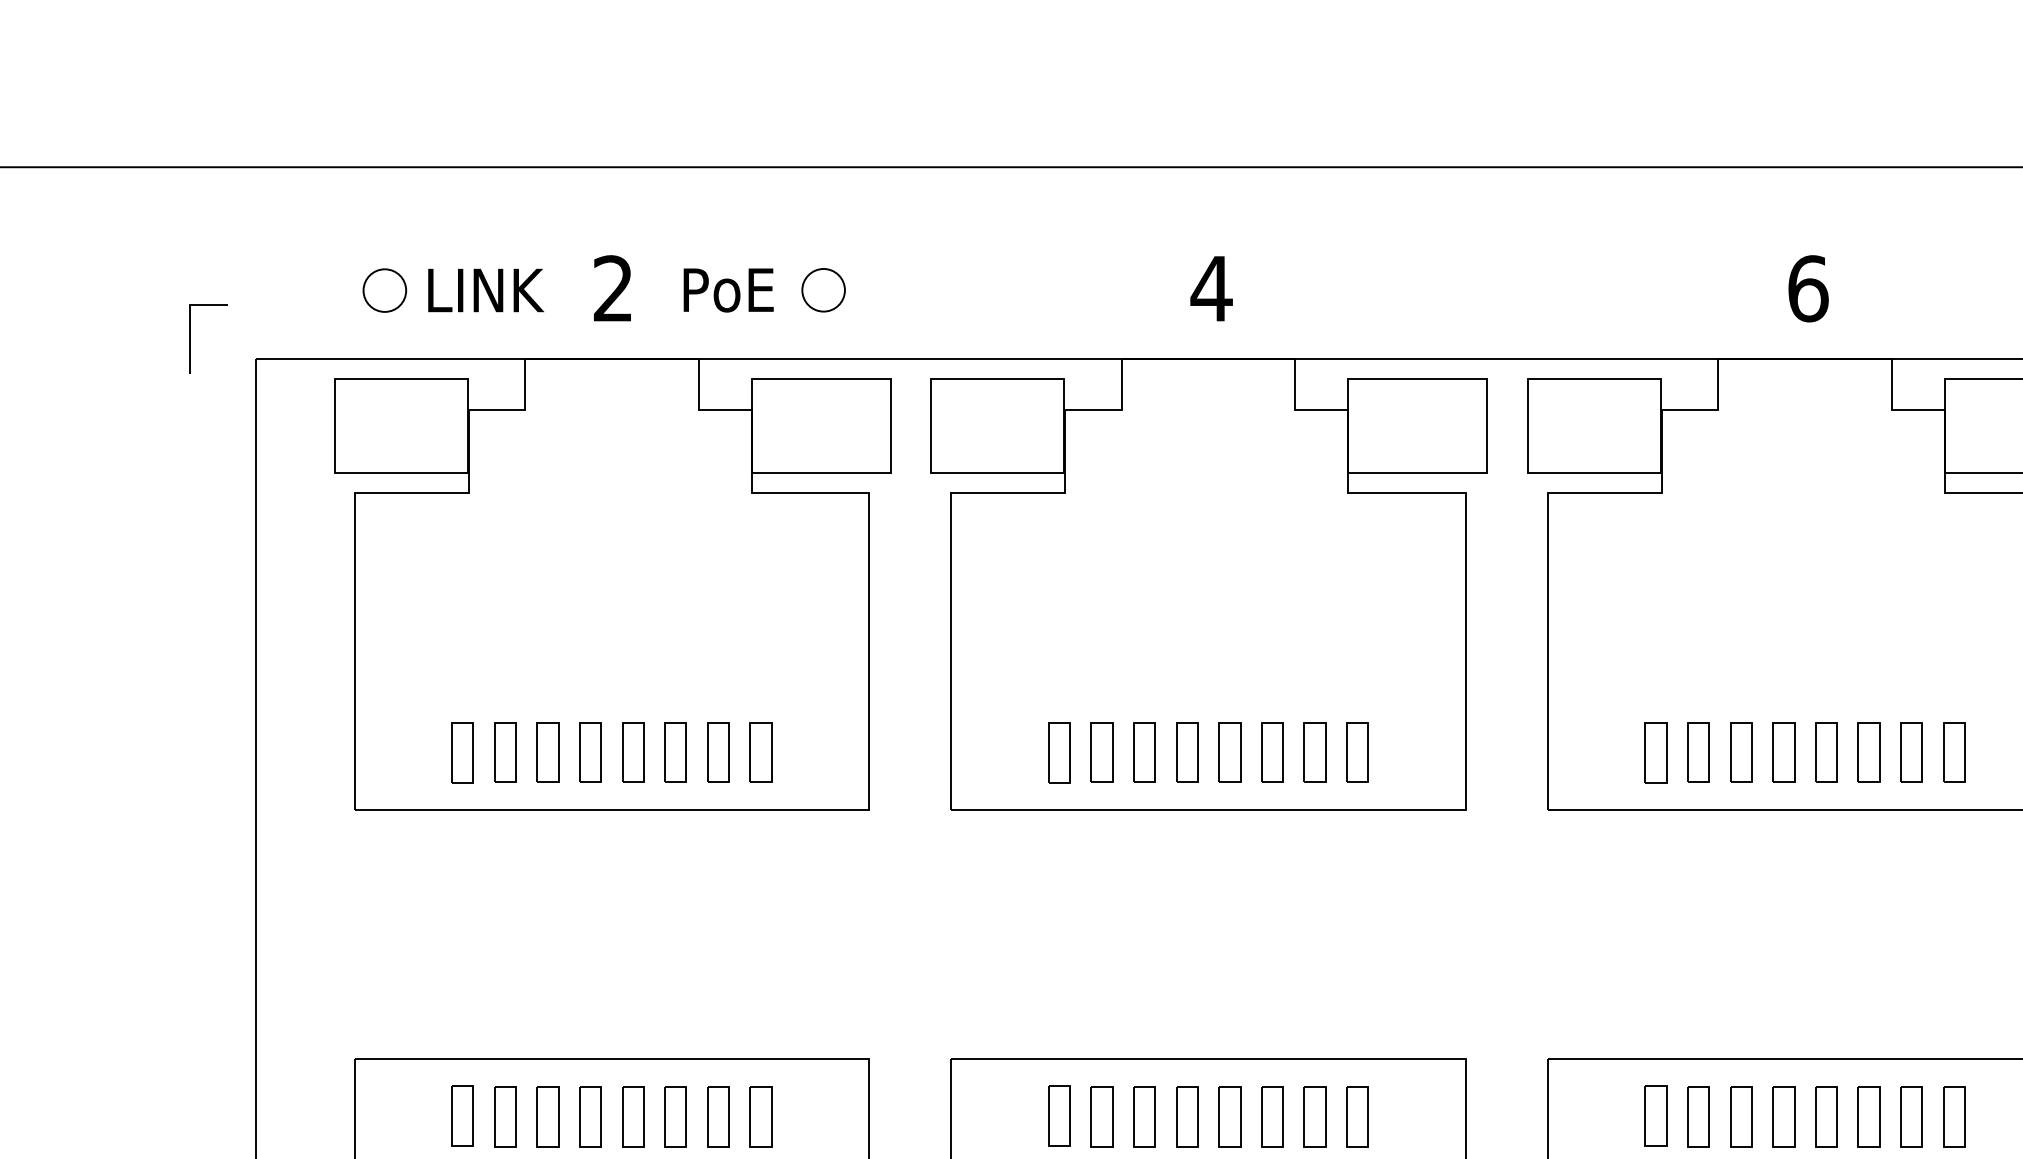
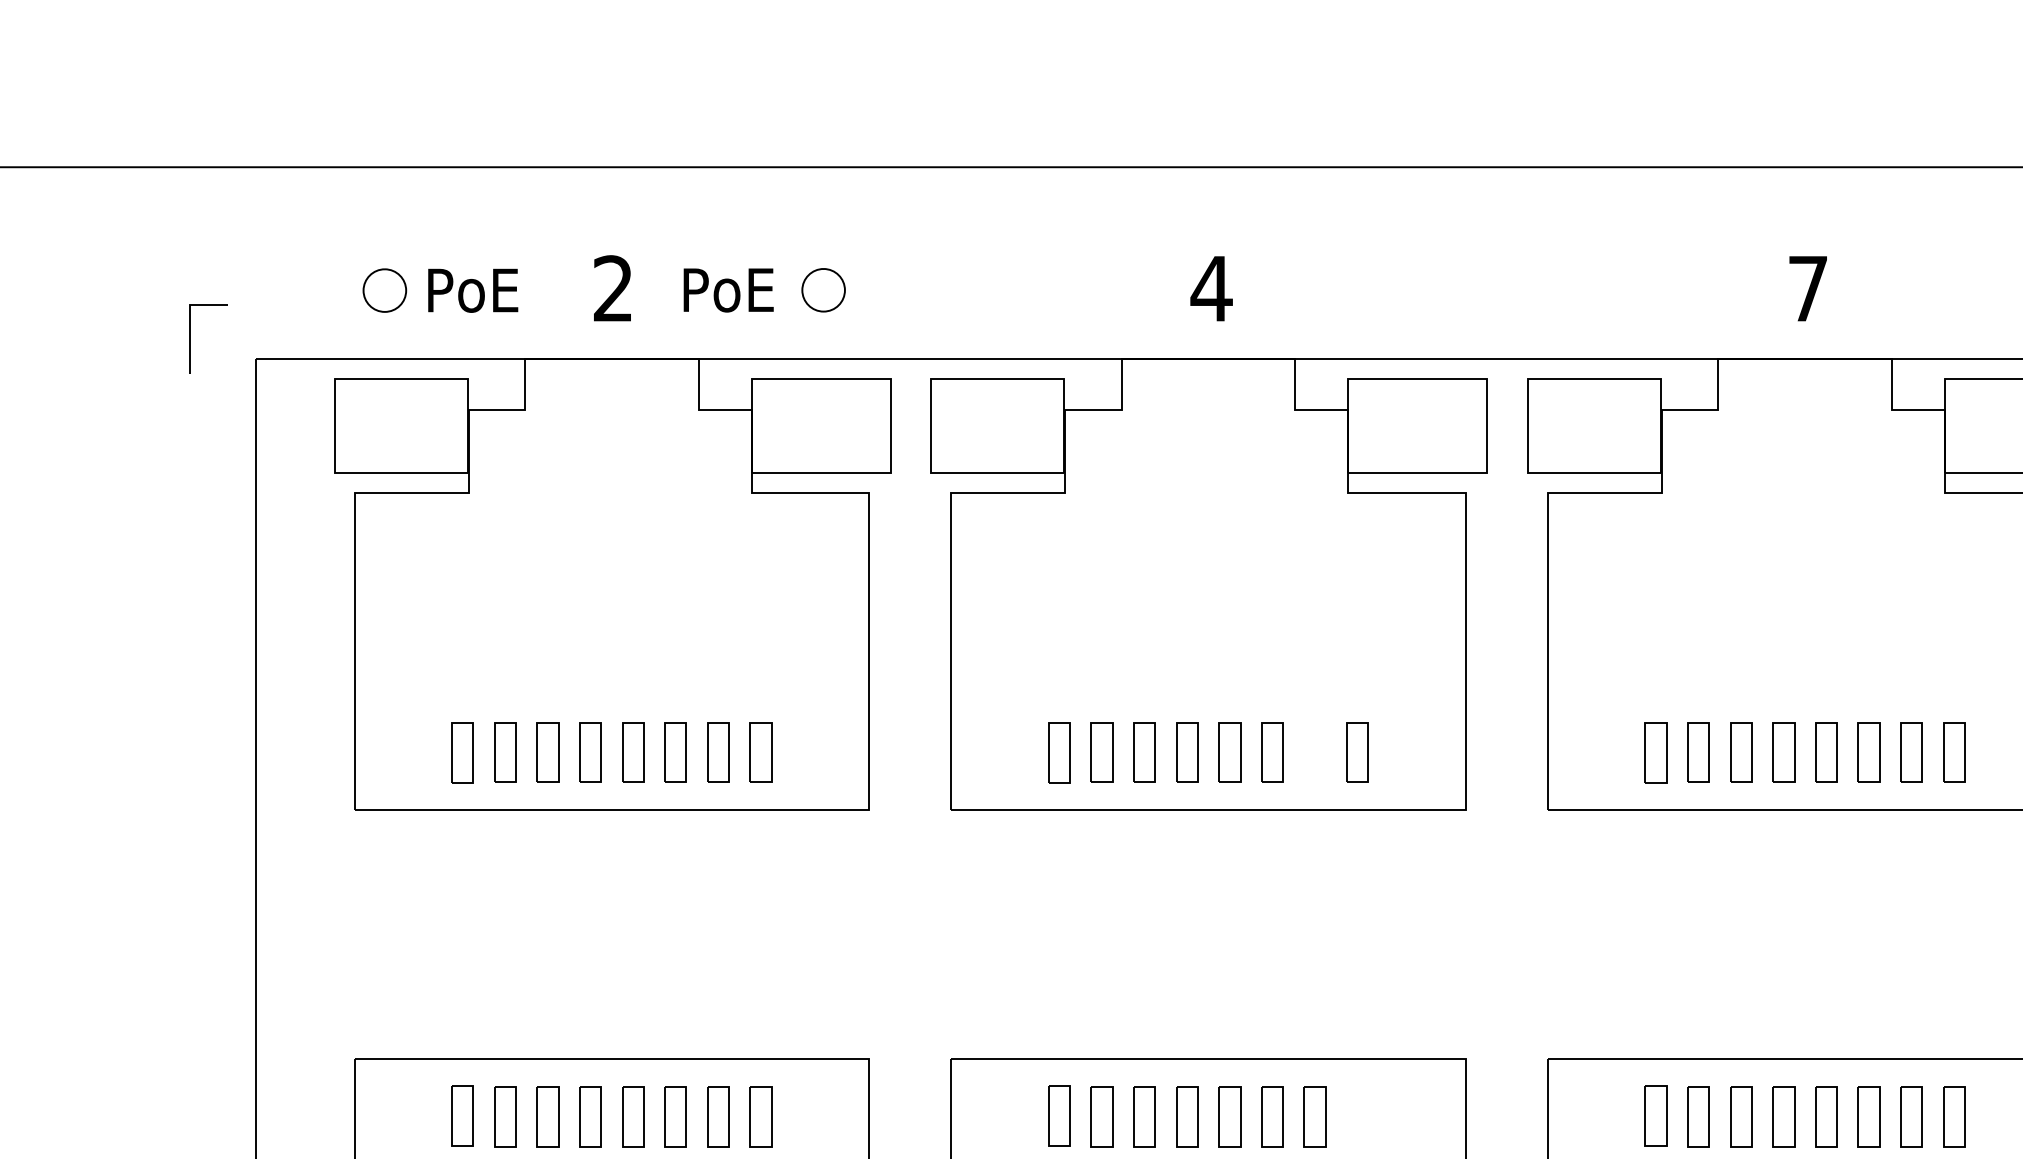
text: 6 -> 7 (1808, 288)
text: LINK -> PoE (488, 290)
part: present -> none (1314, 752)
part: present -> none (1357, 1116)
